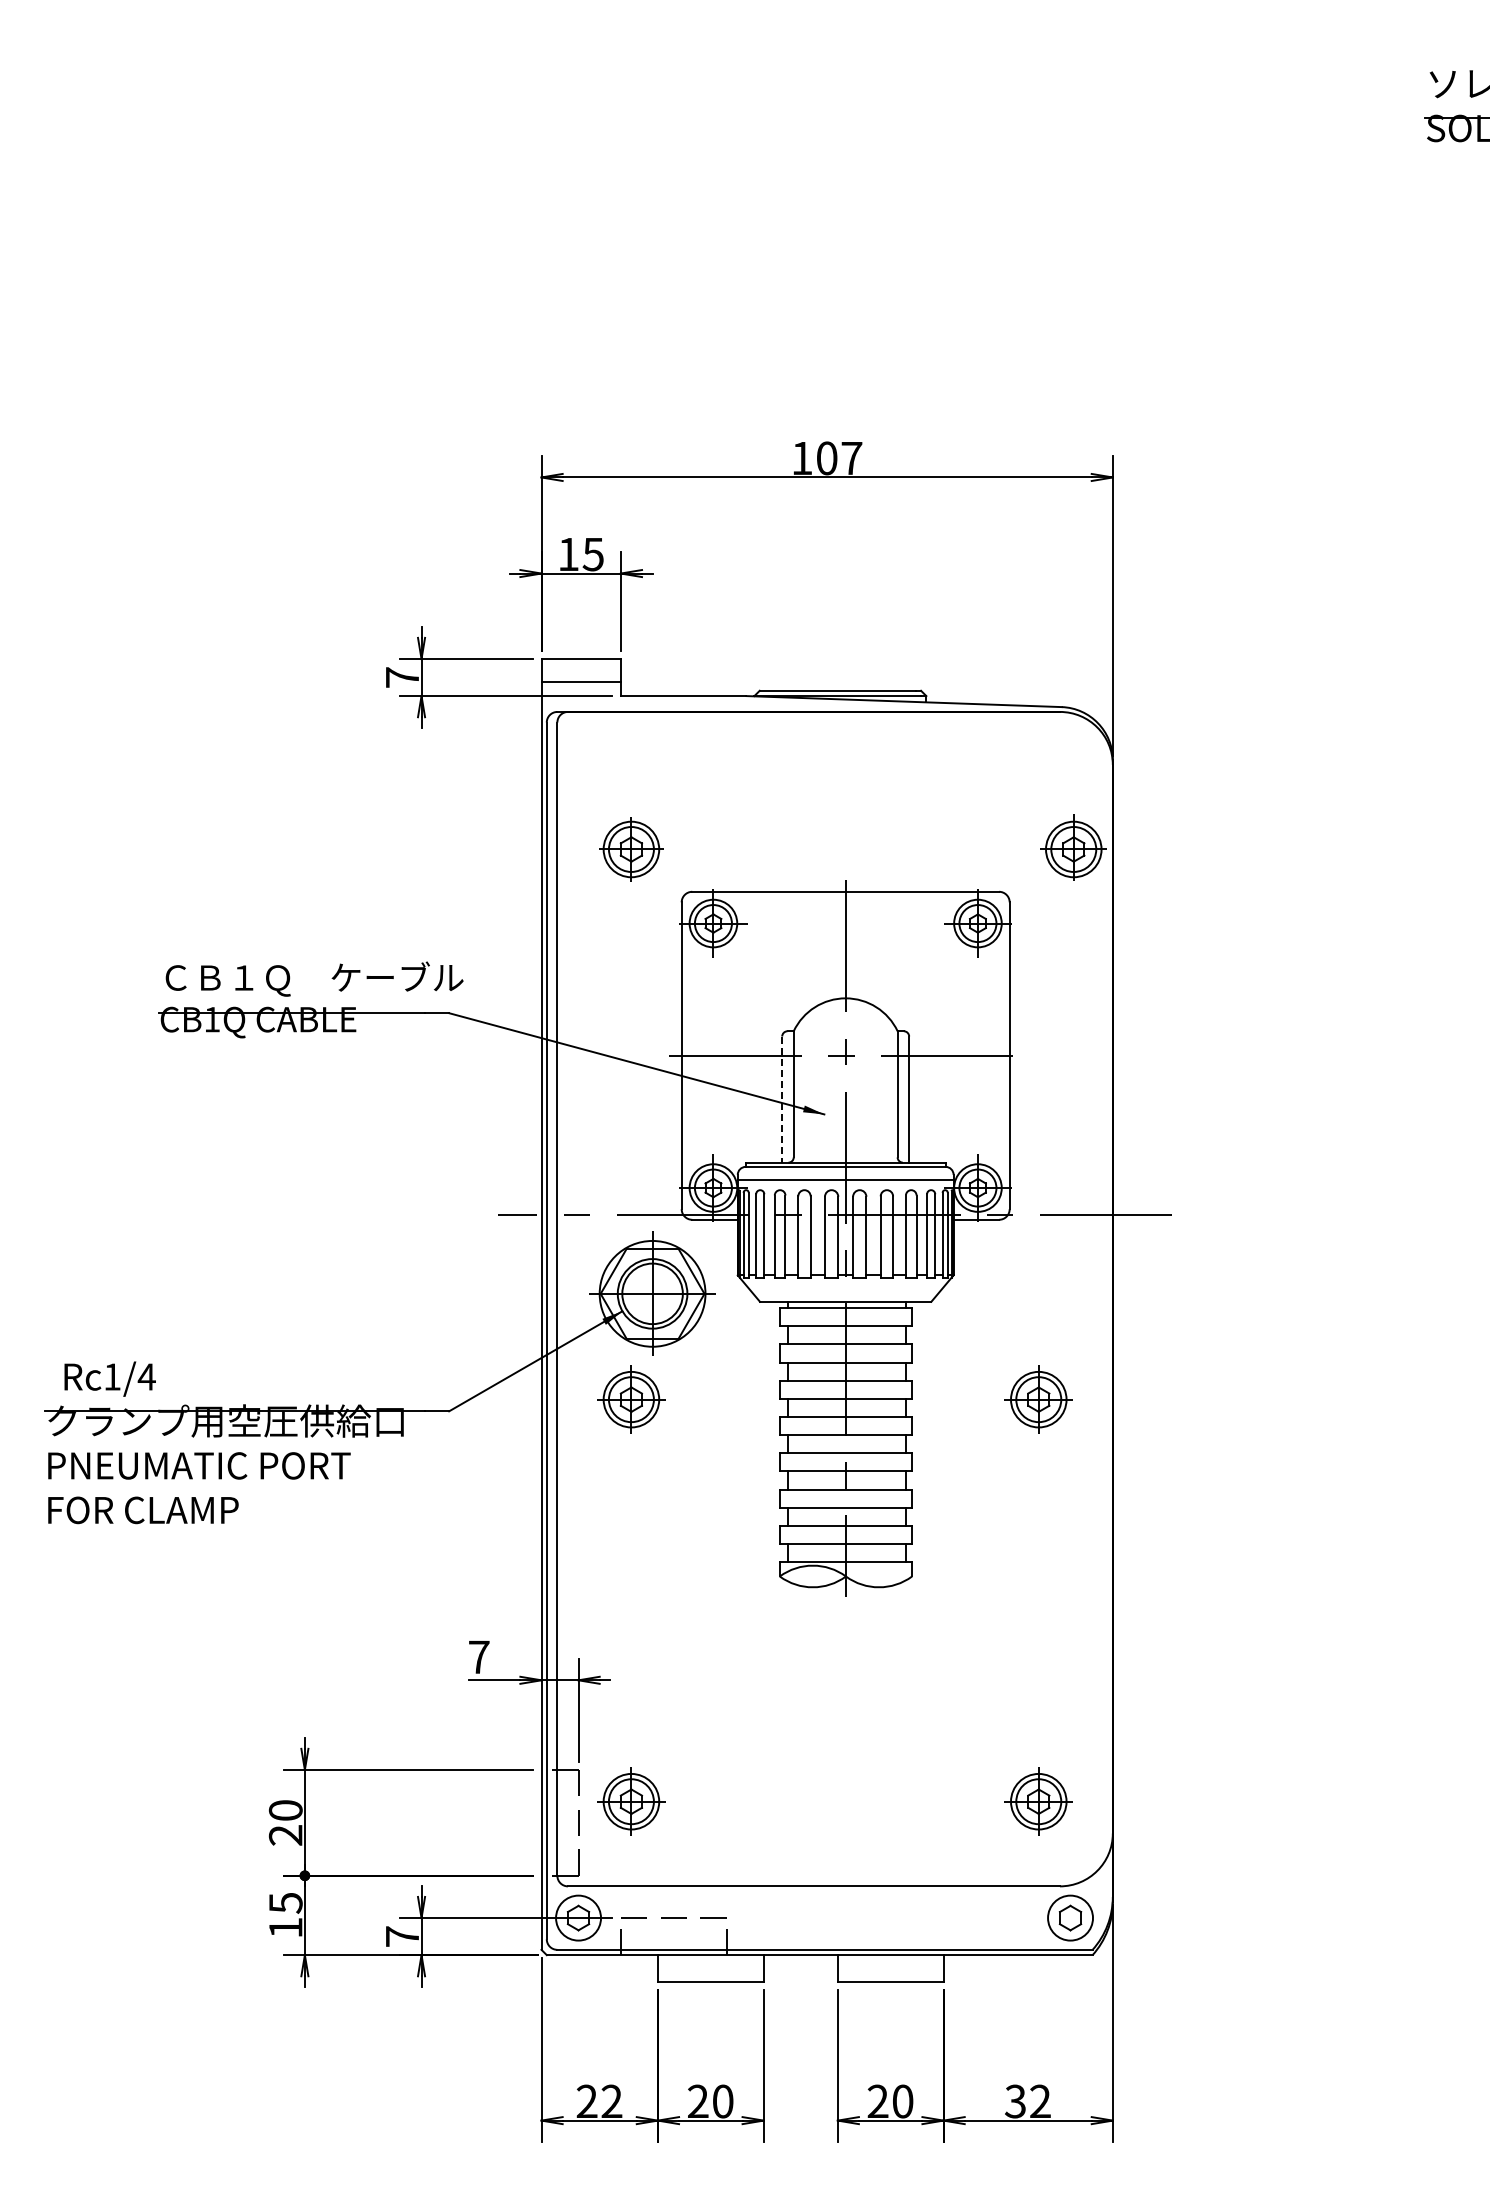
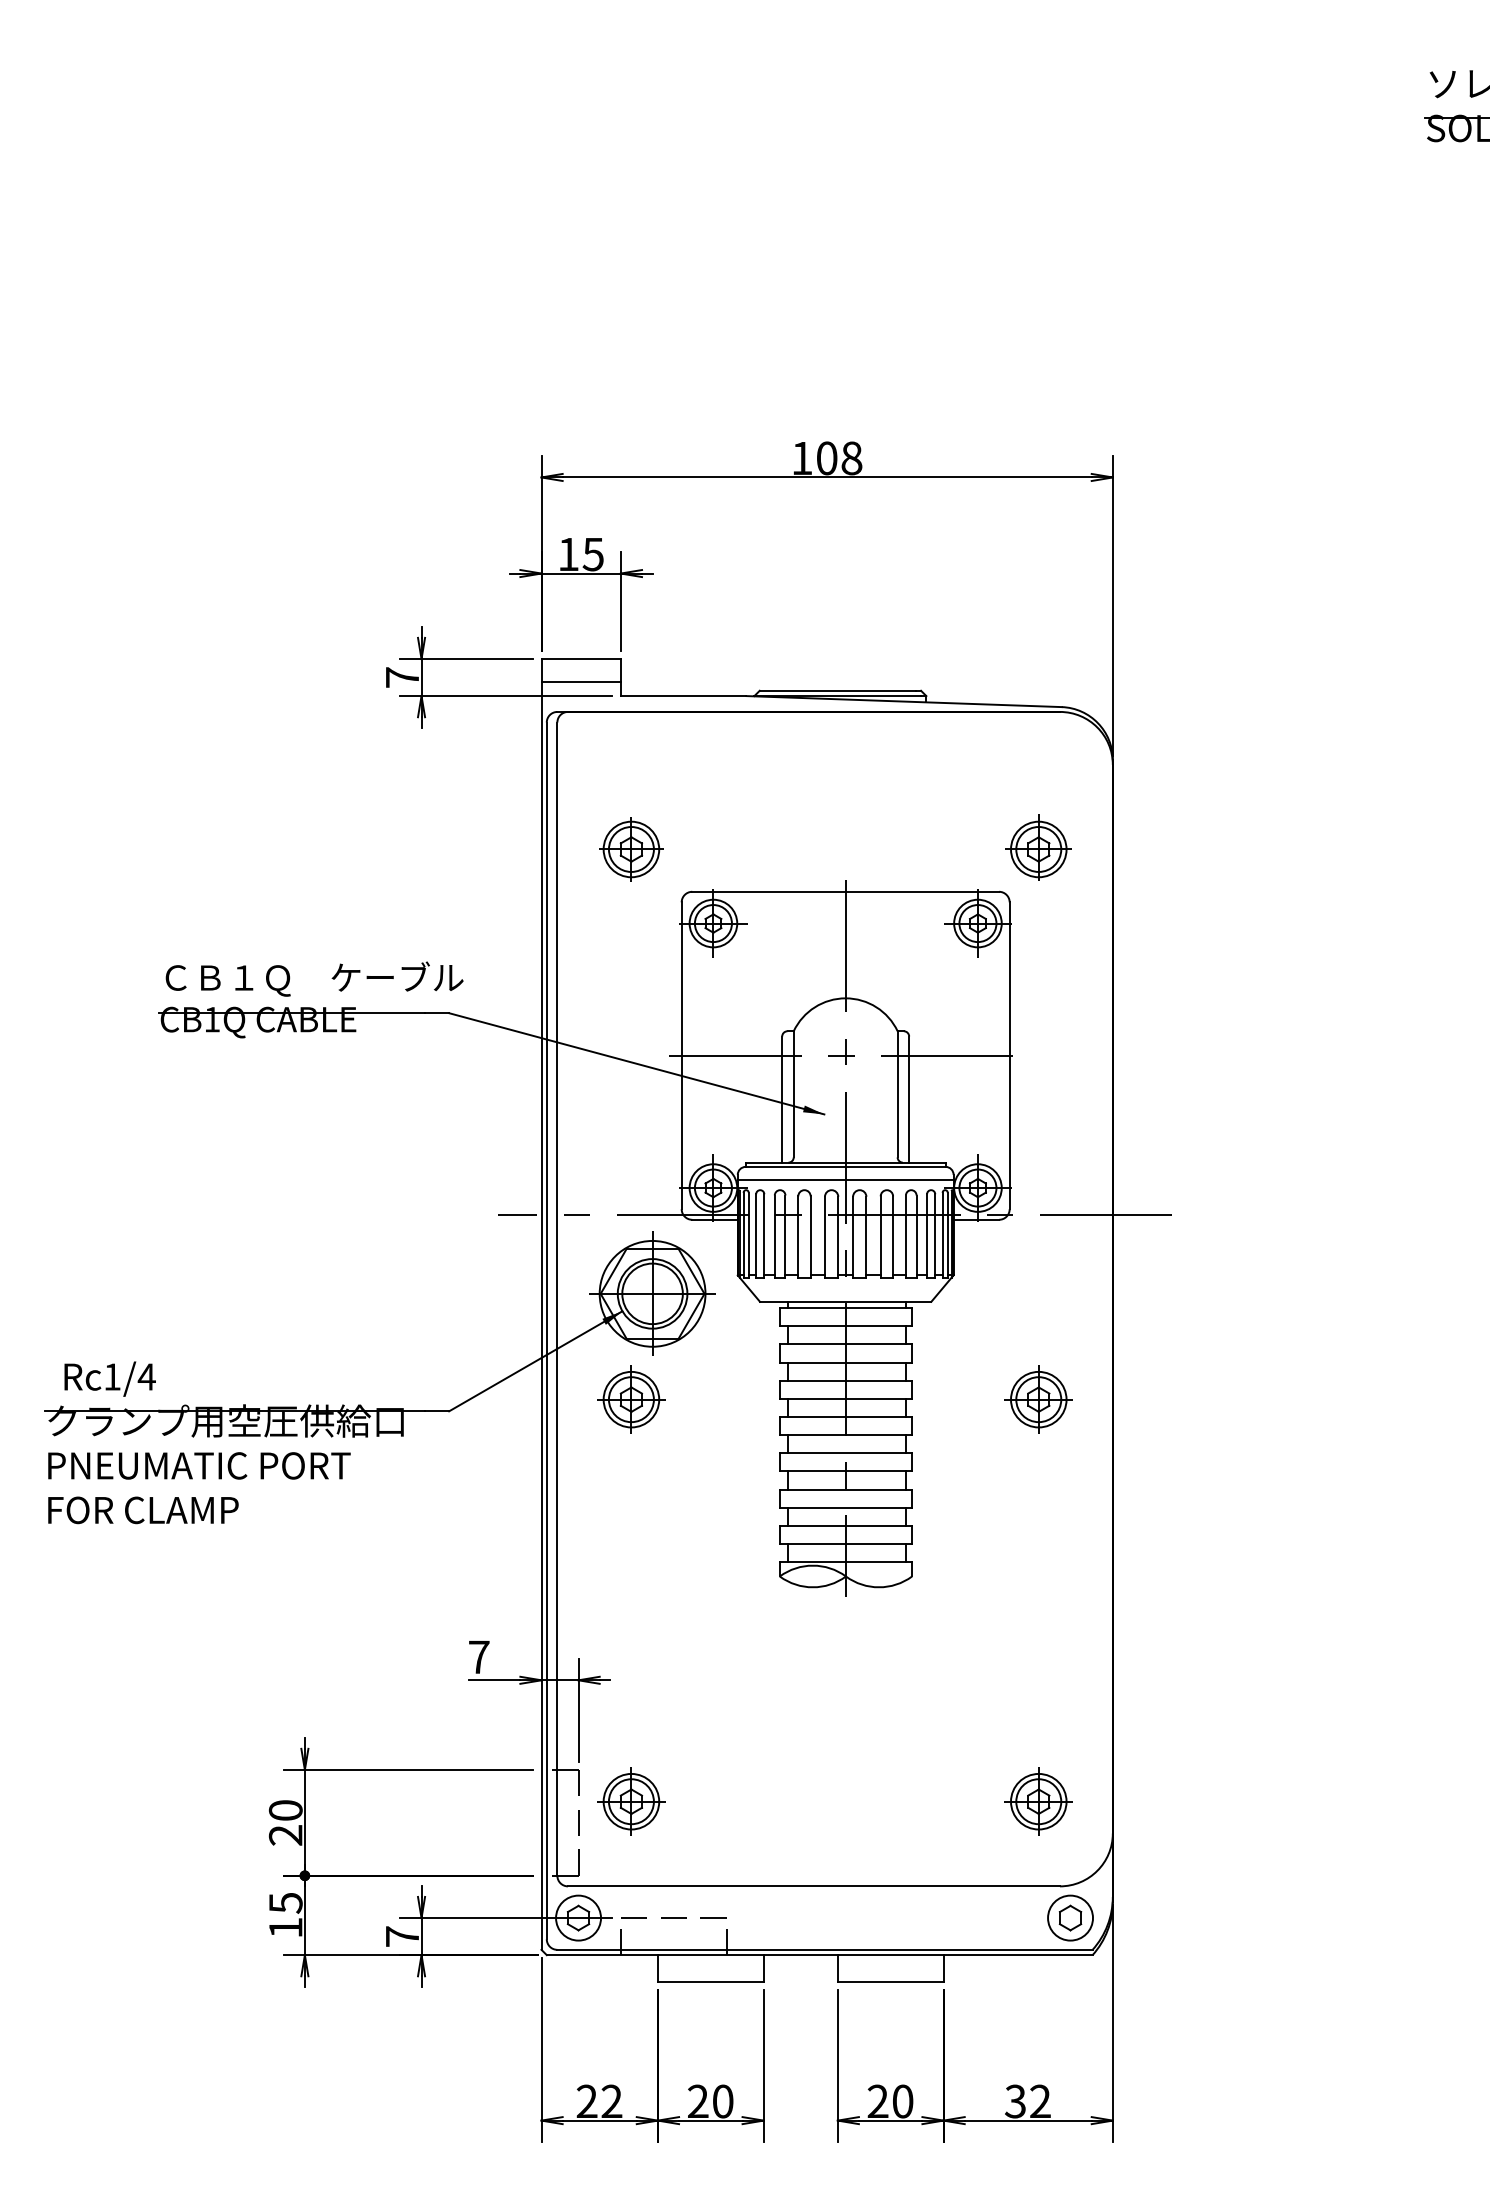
text: 107 -> 108 (851, 458)
part position: (1073, 847) -> (1038, 847) (1038, 847)
line: dashed -> solid (782, 1100)
